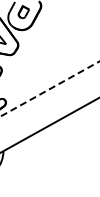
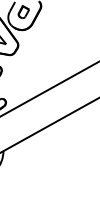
line: dashed -> solid (49, 89)
